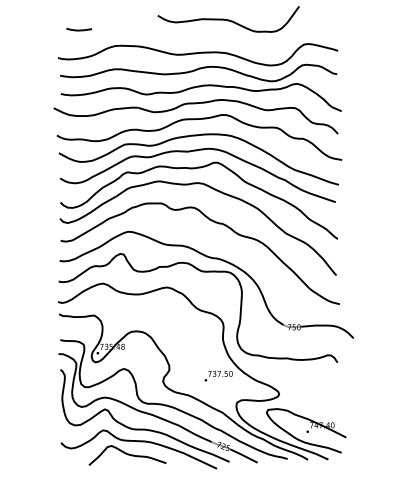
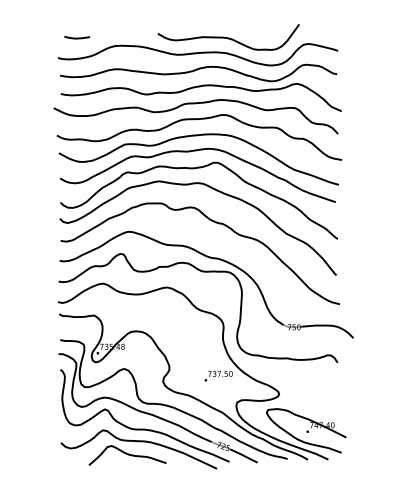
curve position: (228, 19) -> (228, 37) (228, 37)
line position: (79, 29) -> (77, 37) (77, 37)
